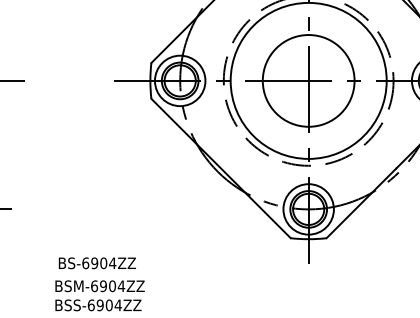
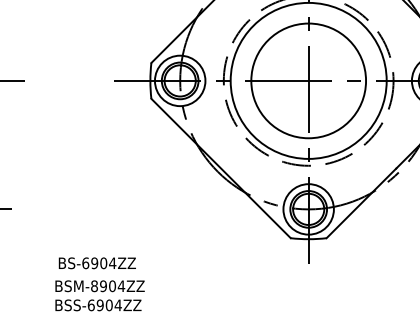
circle diameter: 92 px -> 115 px (308, 80)
text: BSM-6904ZZ -> BSM-8904ZZ (94, 285)
